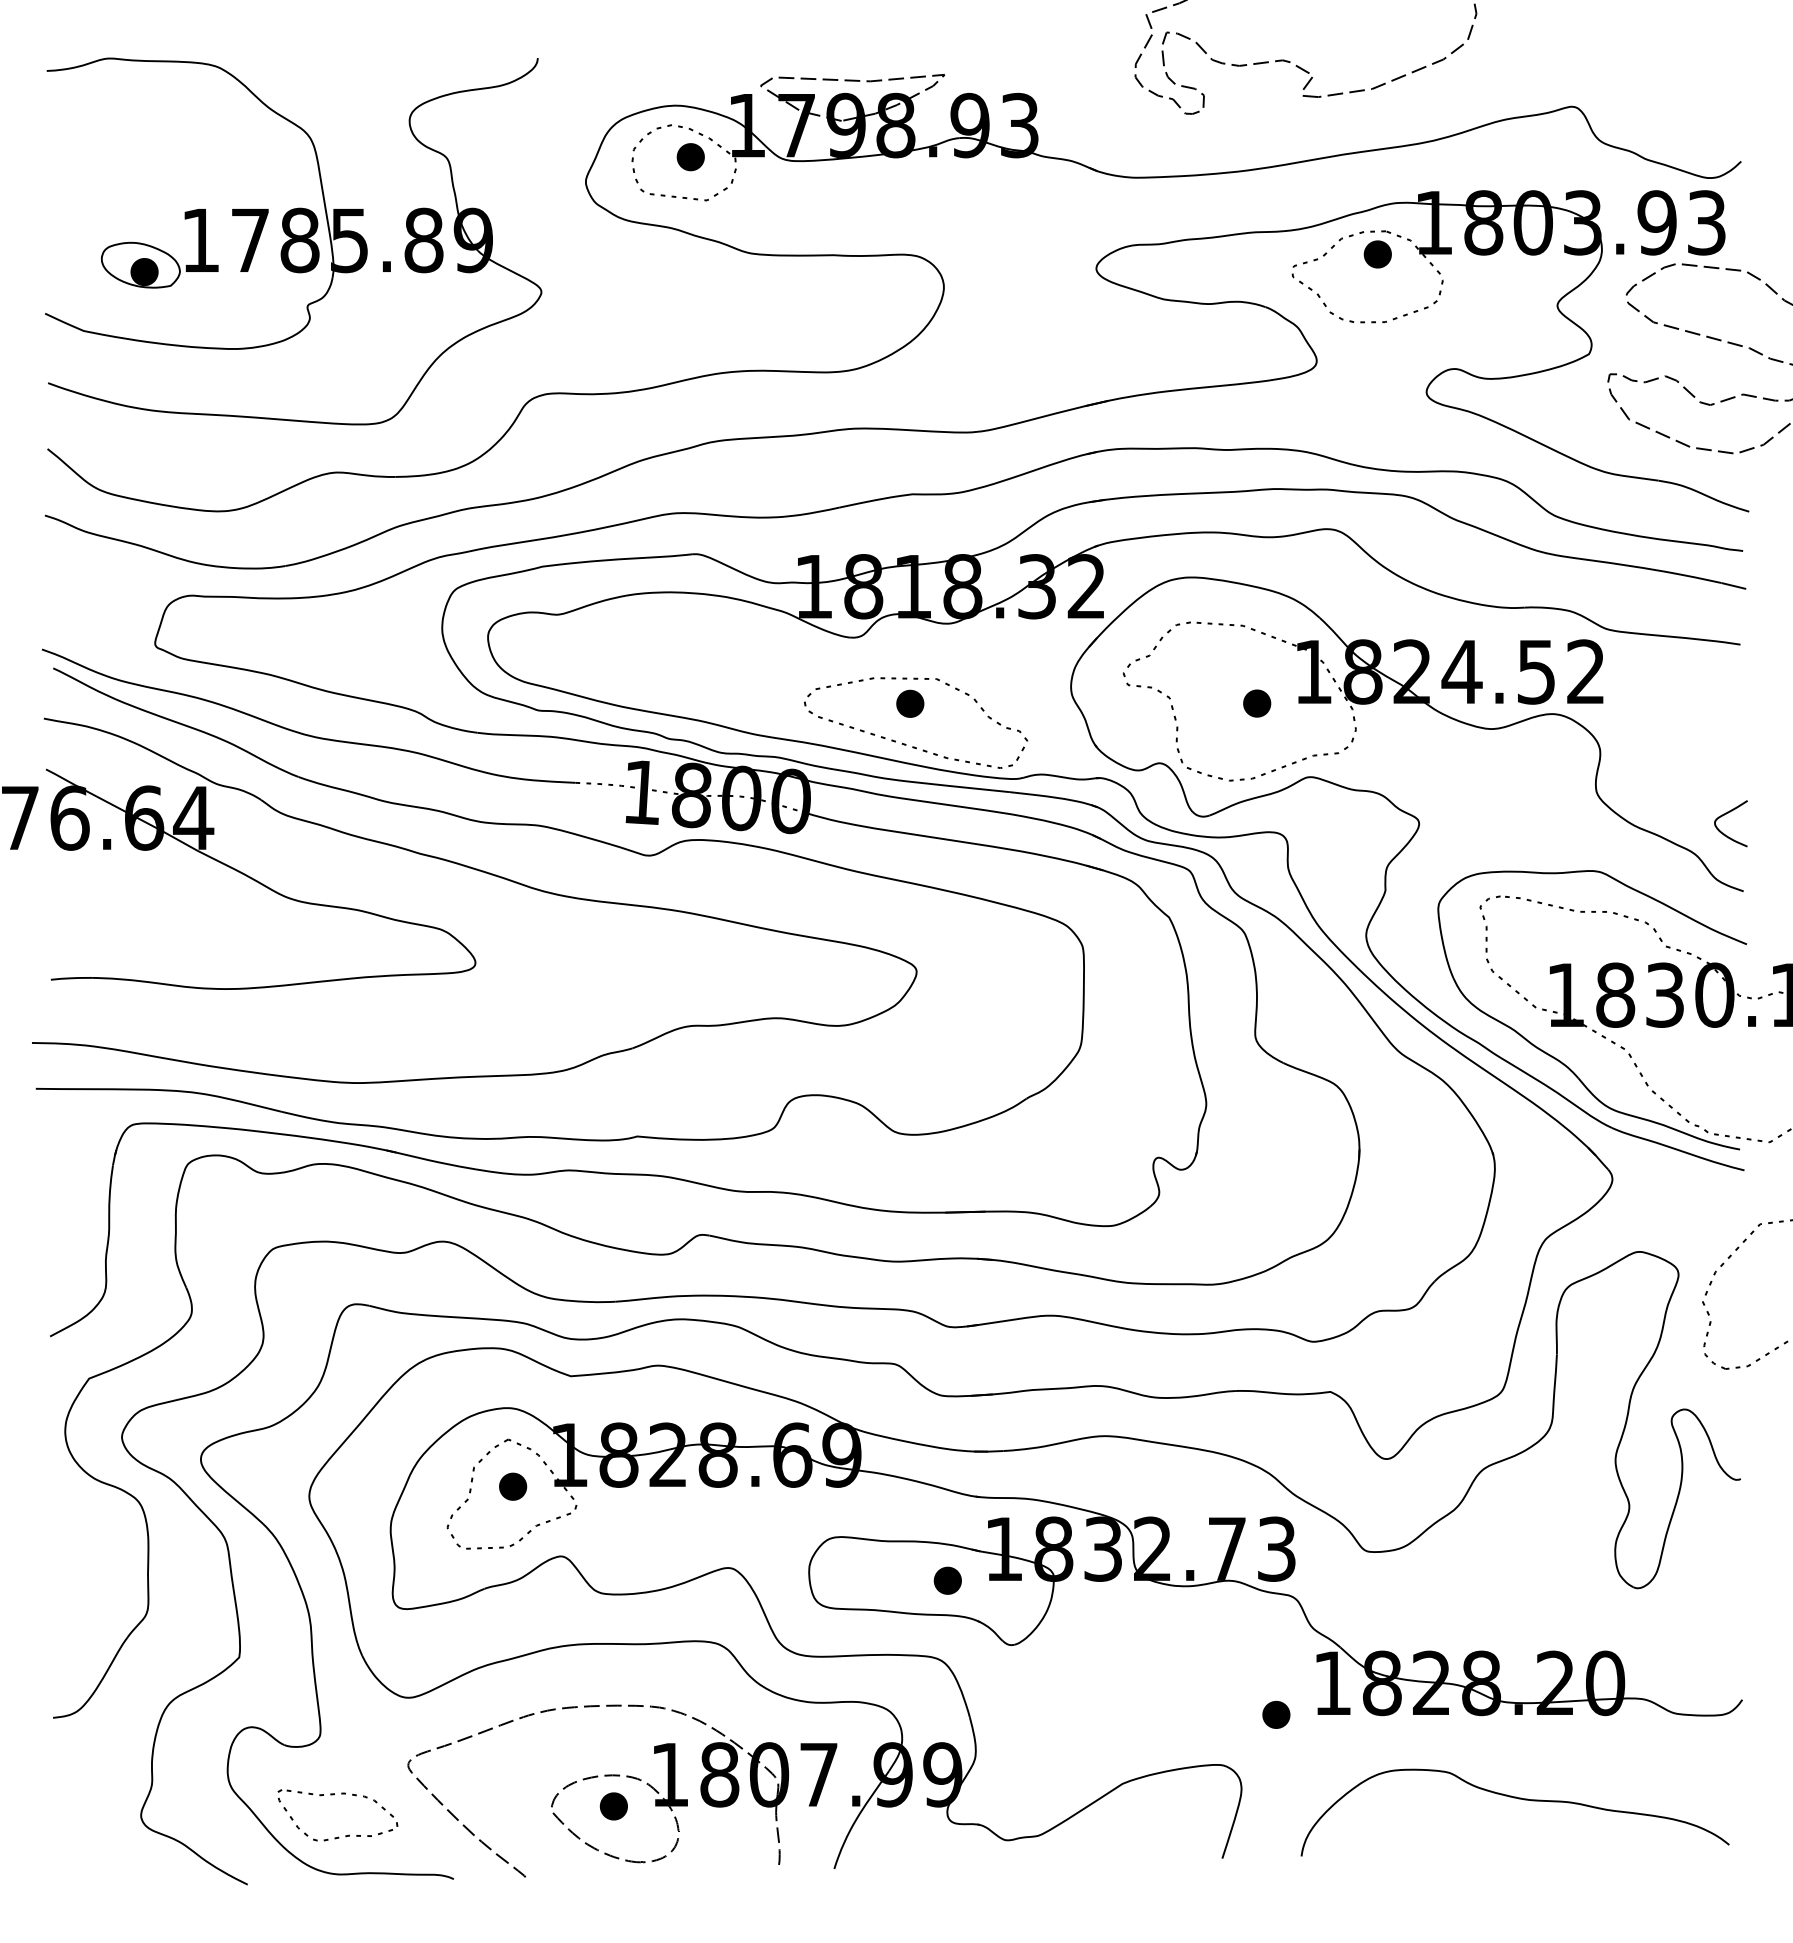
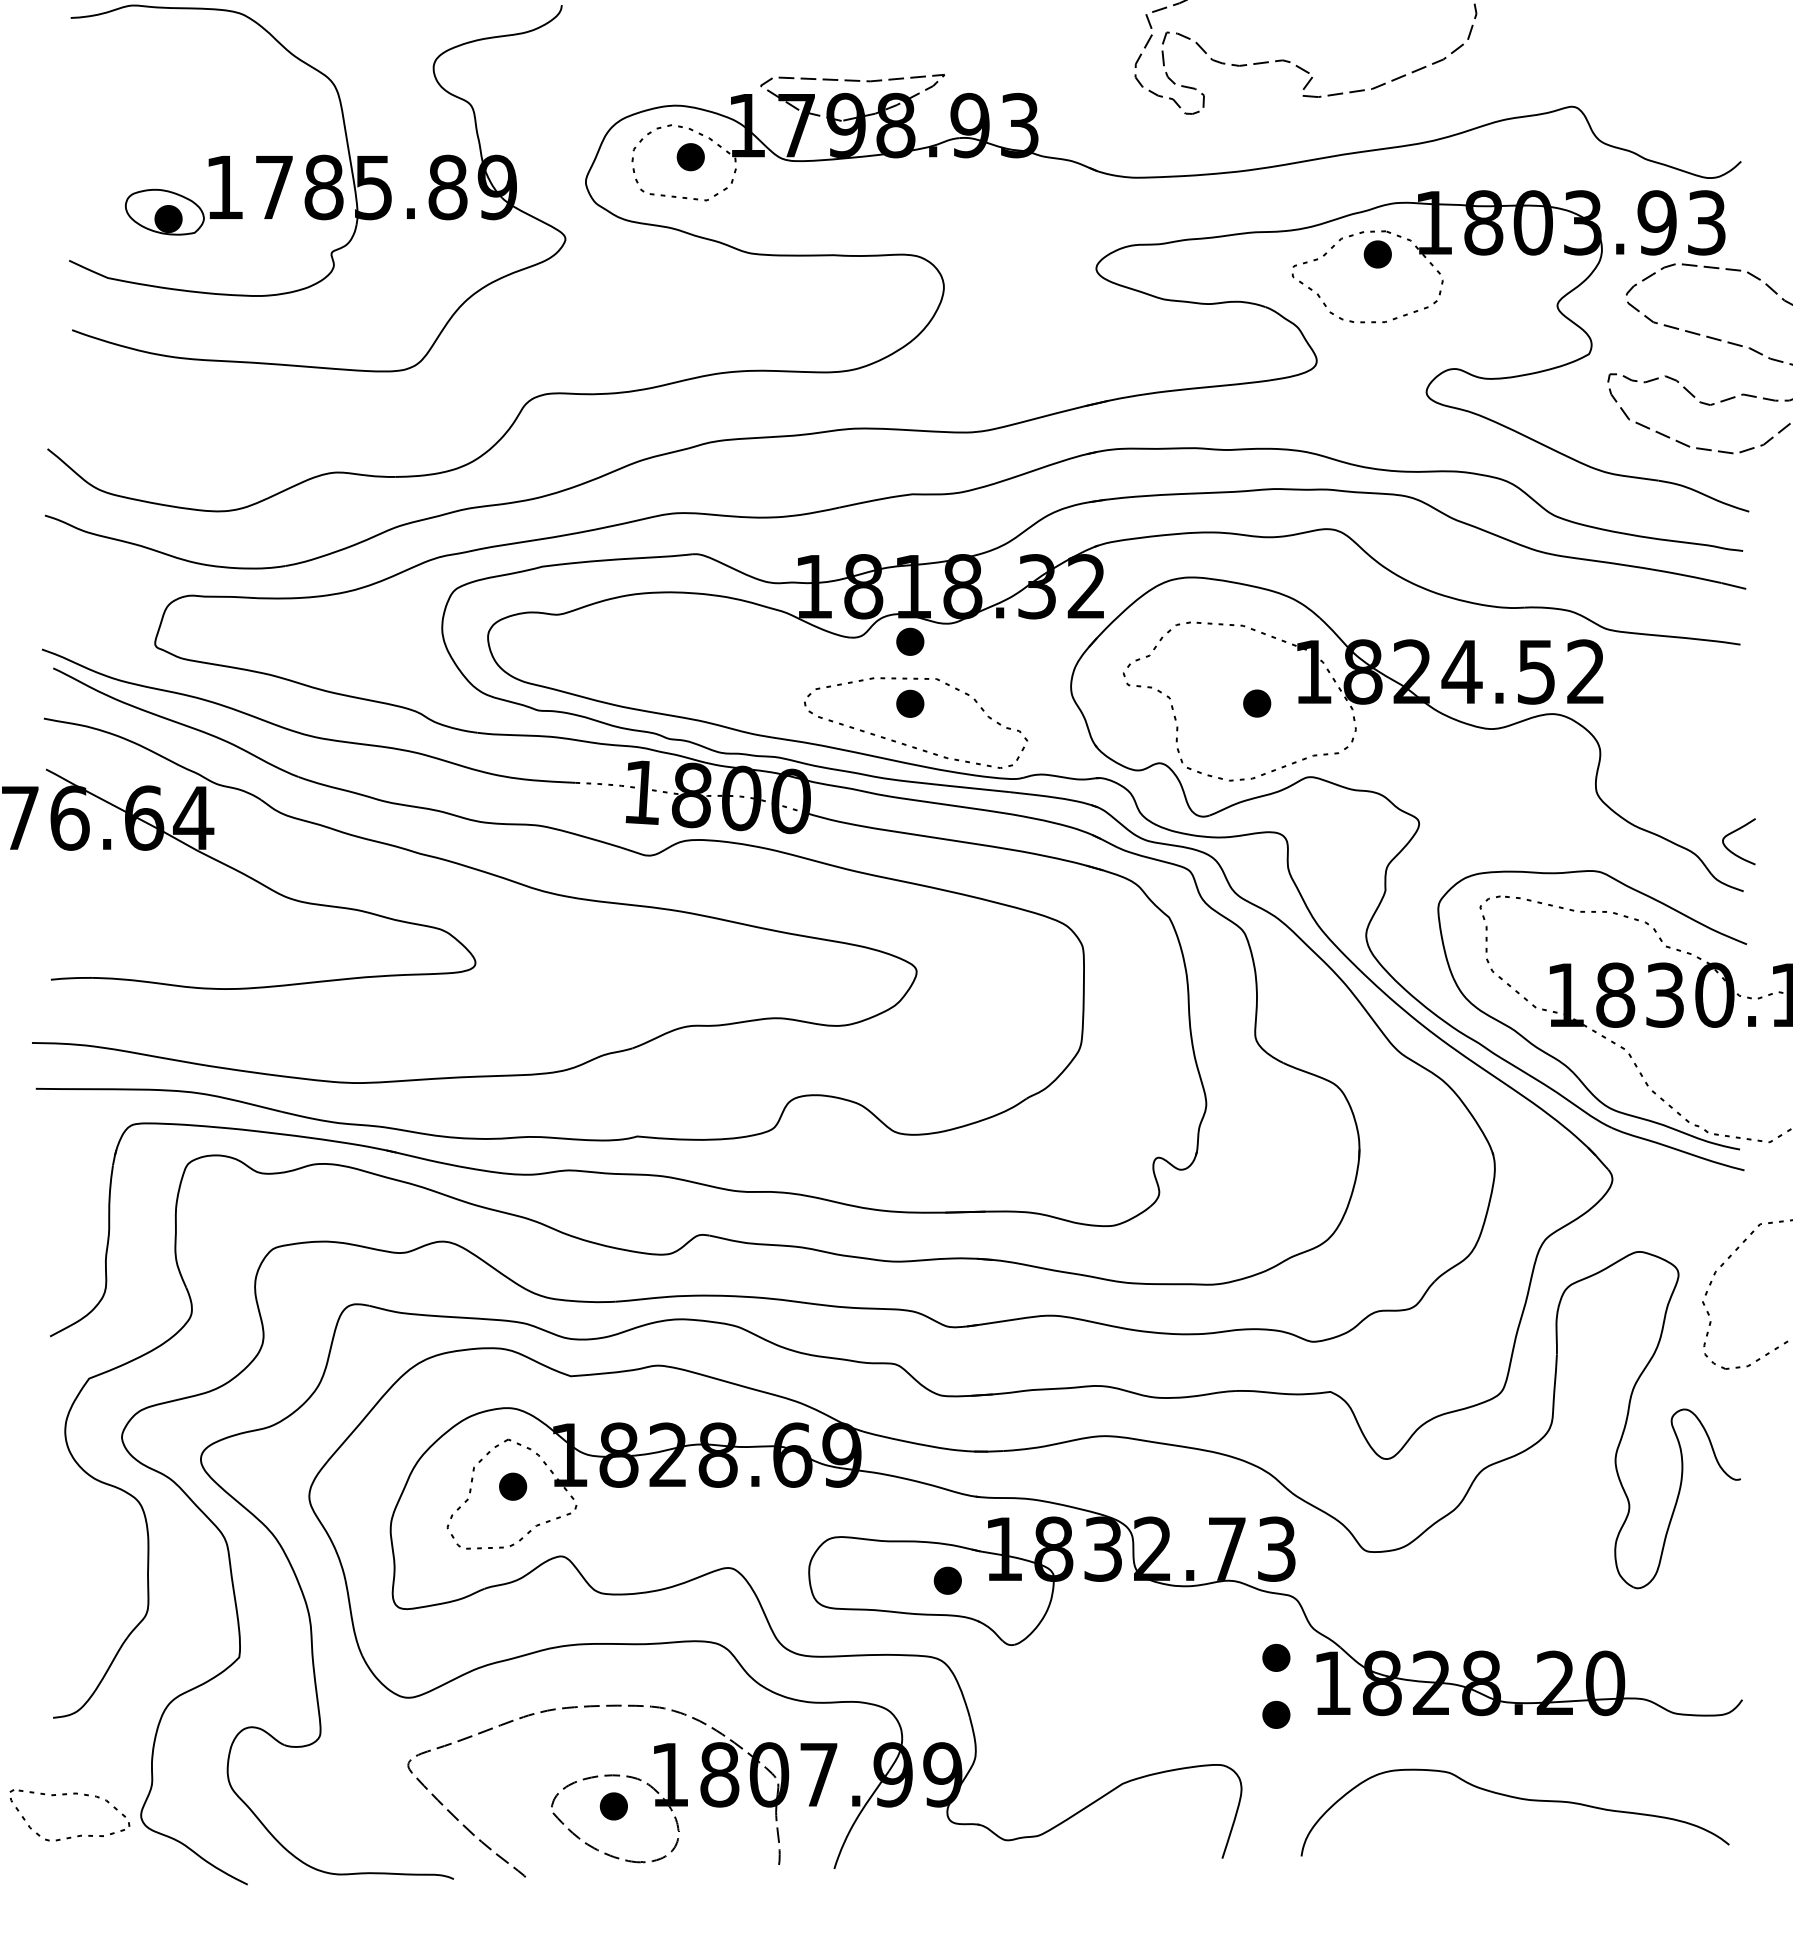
part position: (293, 241) -> (317, 188) (317, 188)
part: none -> present (910, 641)
curve position: (1726, 814) -> (1734, 832) (1734, 832)
part: none -> present (1276, 1657)
part position: (334, 1795) -> (66, 1795) (66, 1795)
